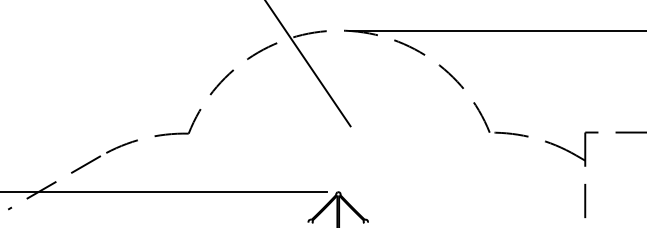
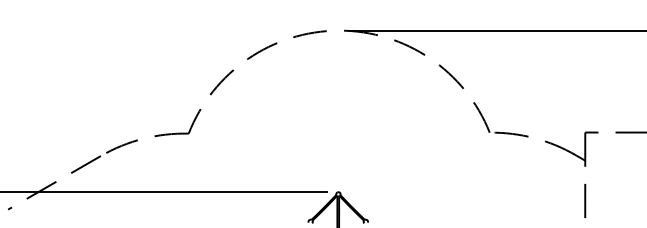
line: present -> none (308, 64)
